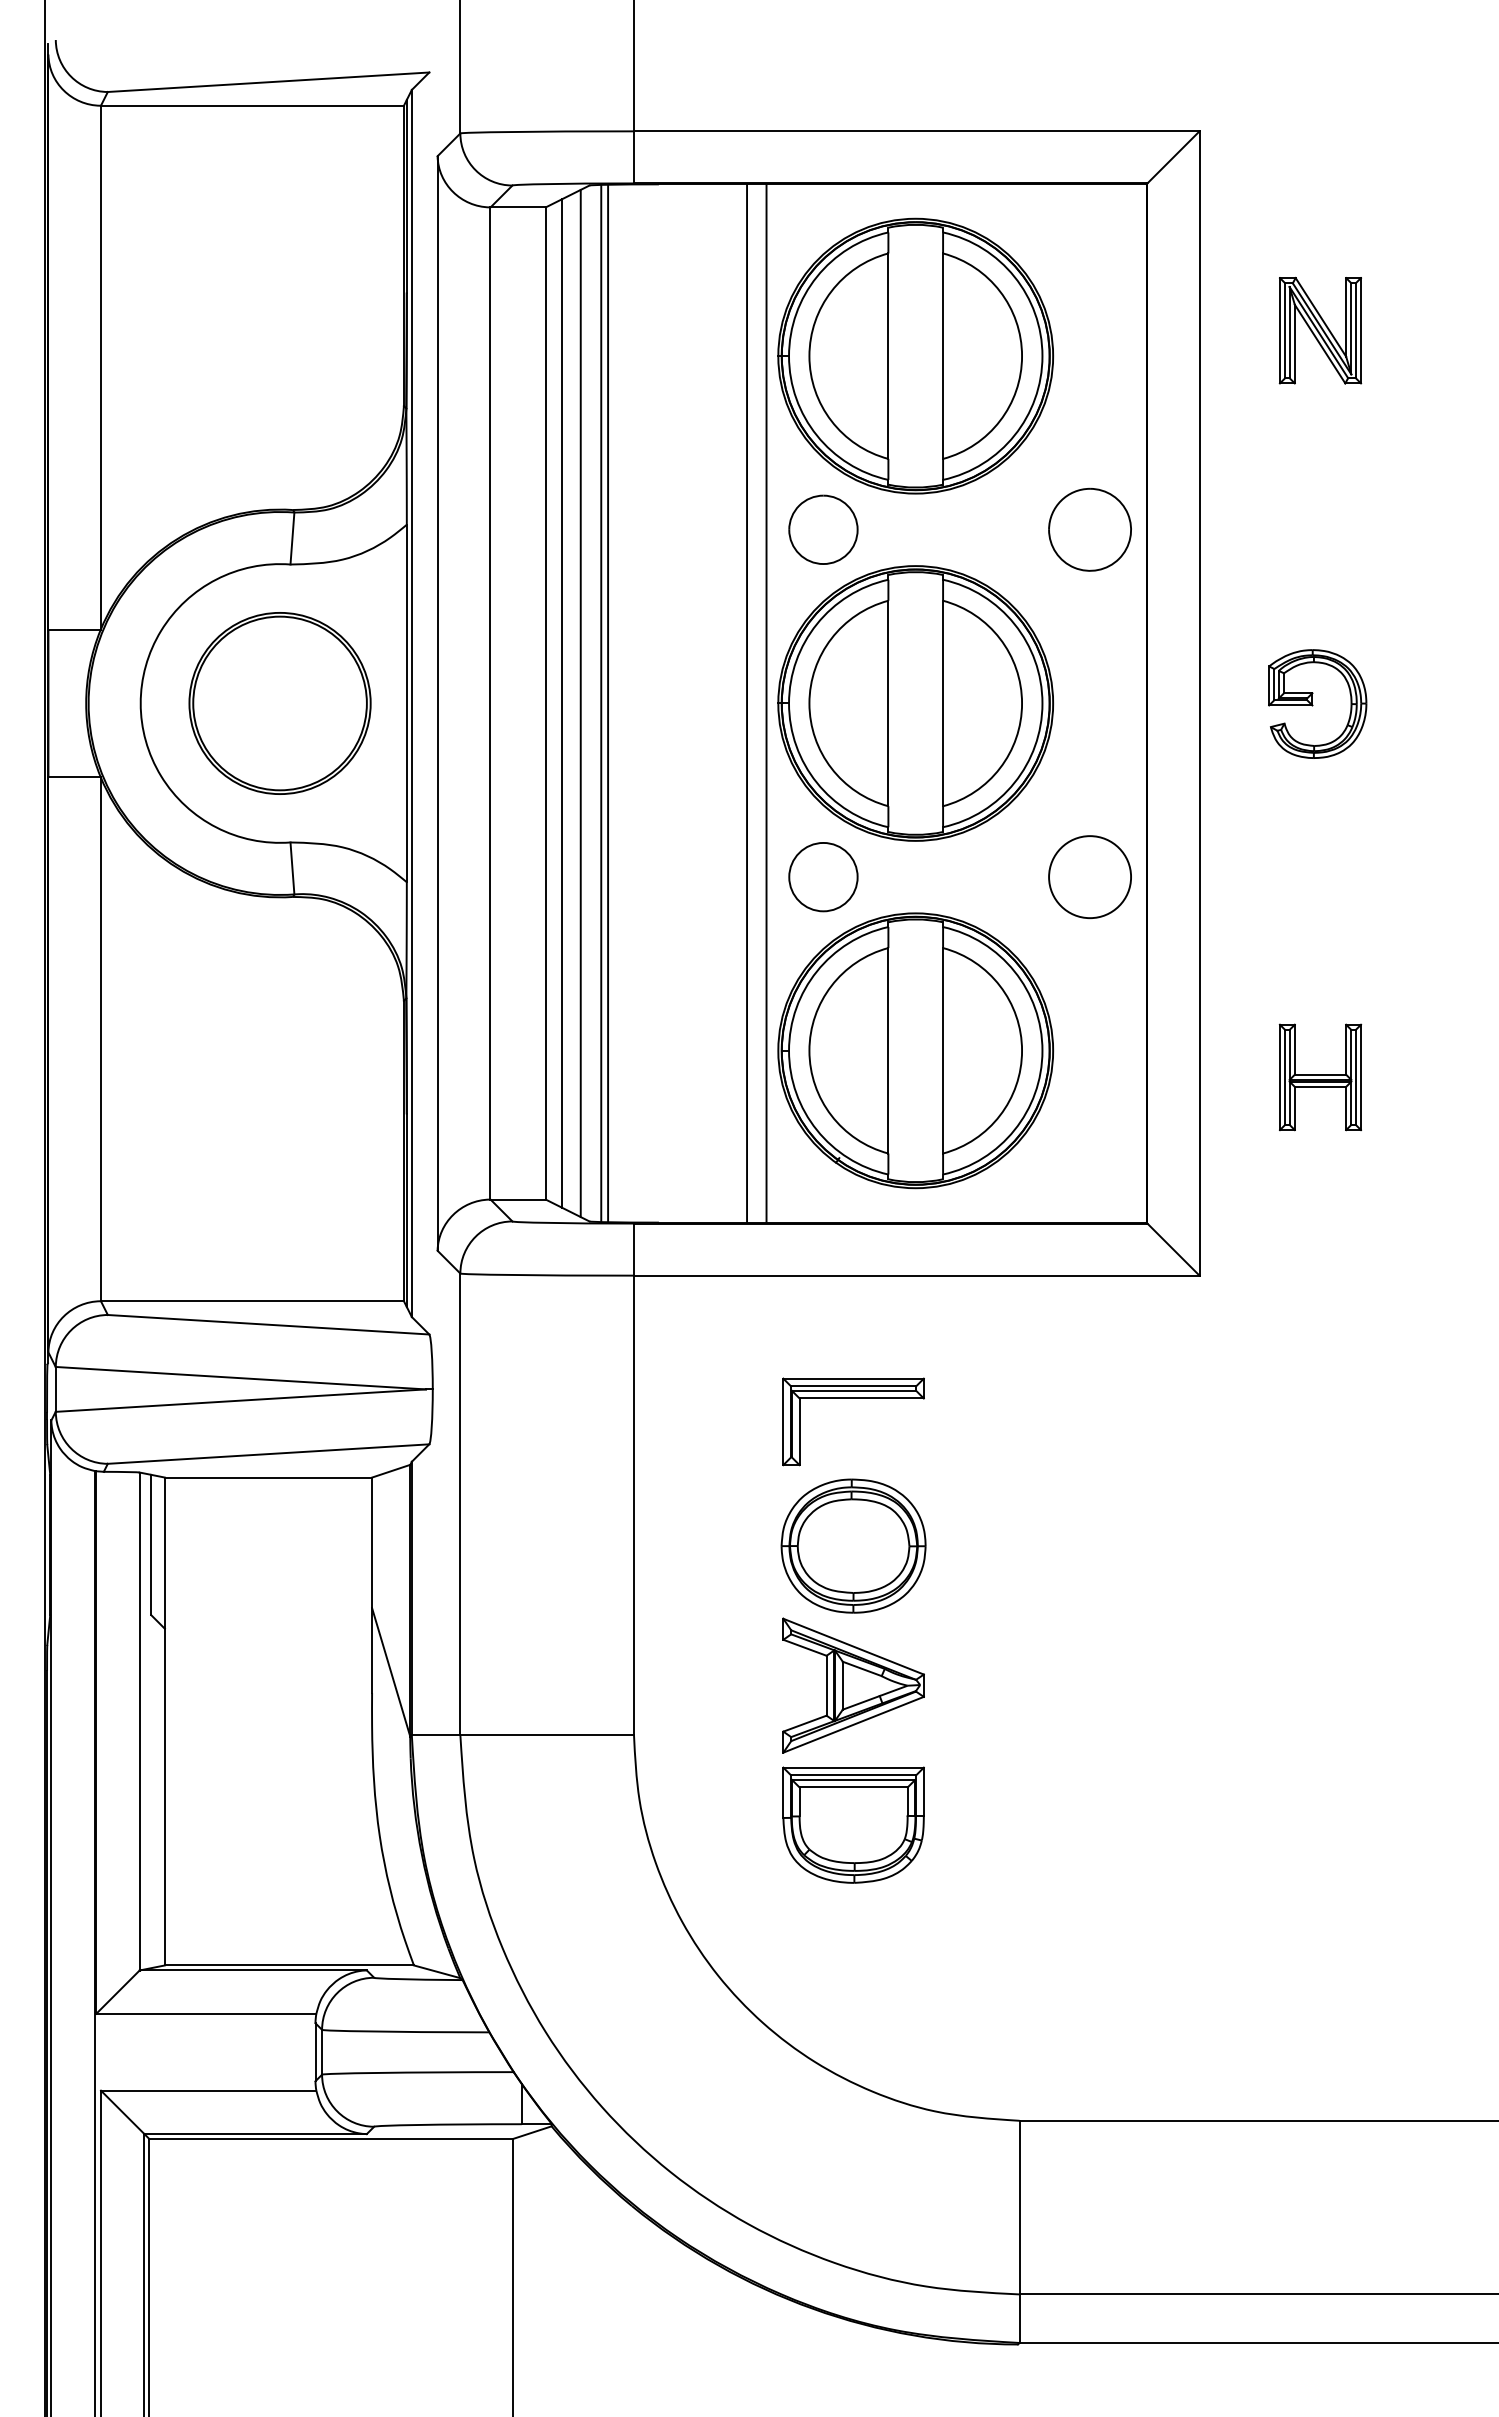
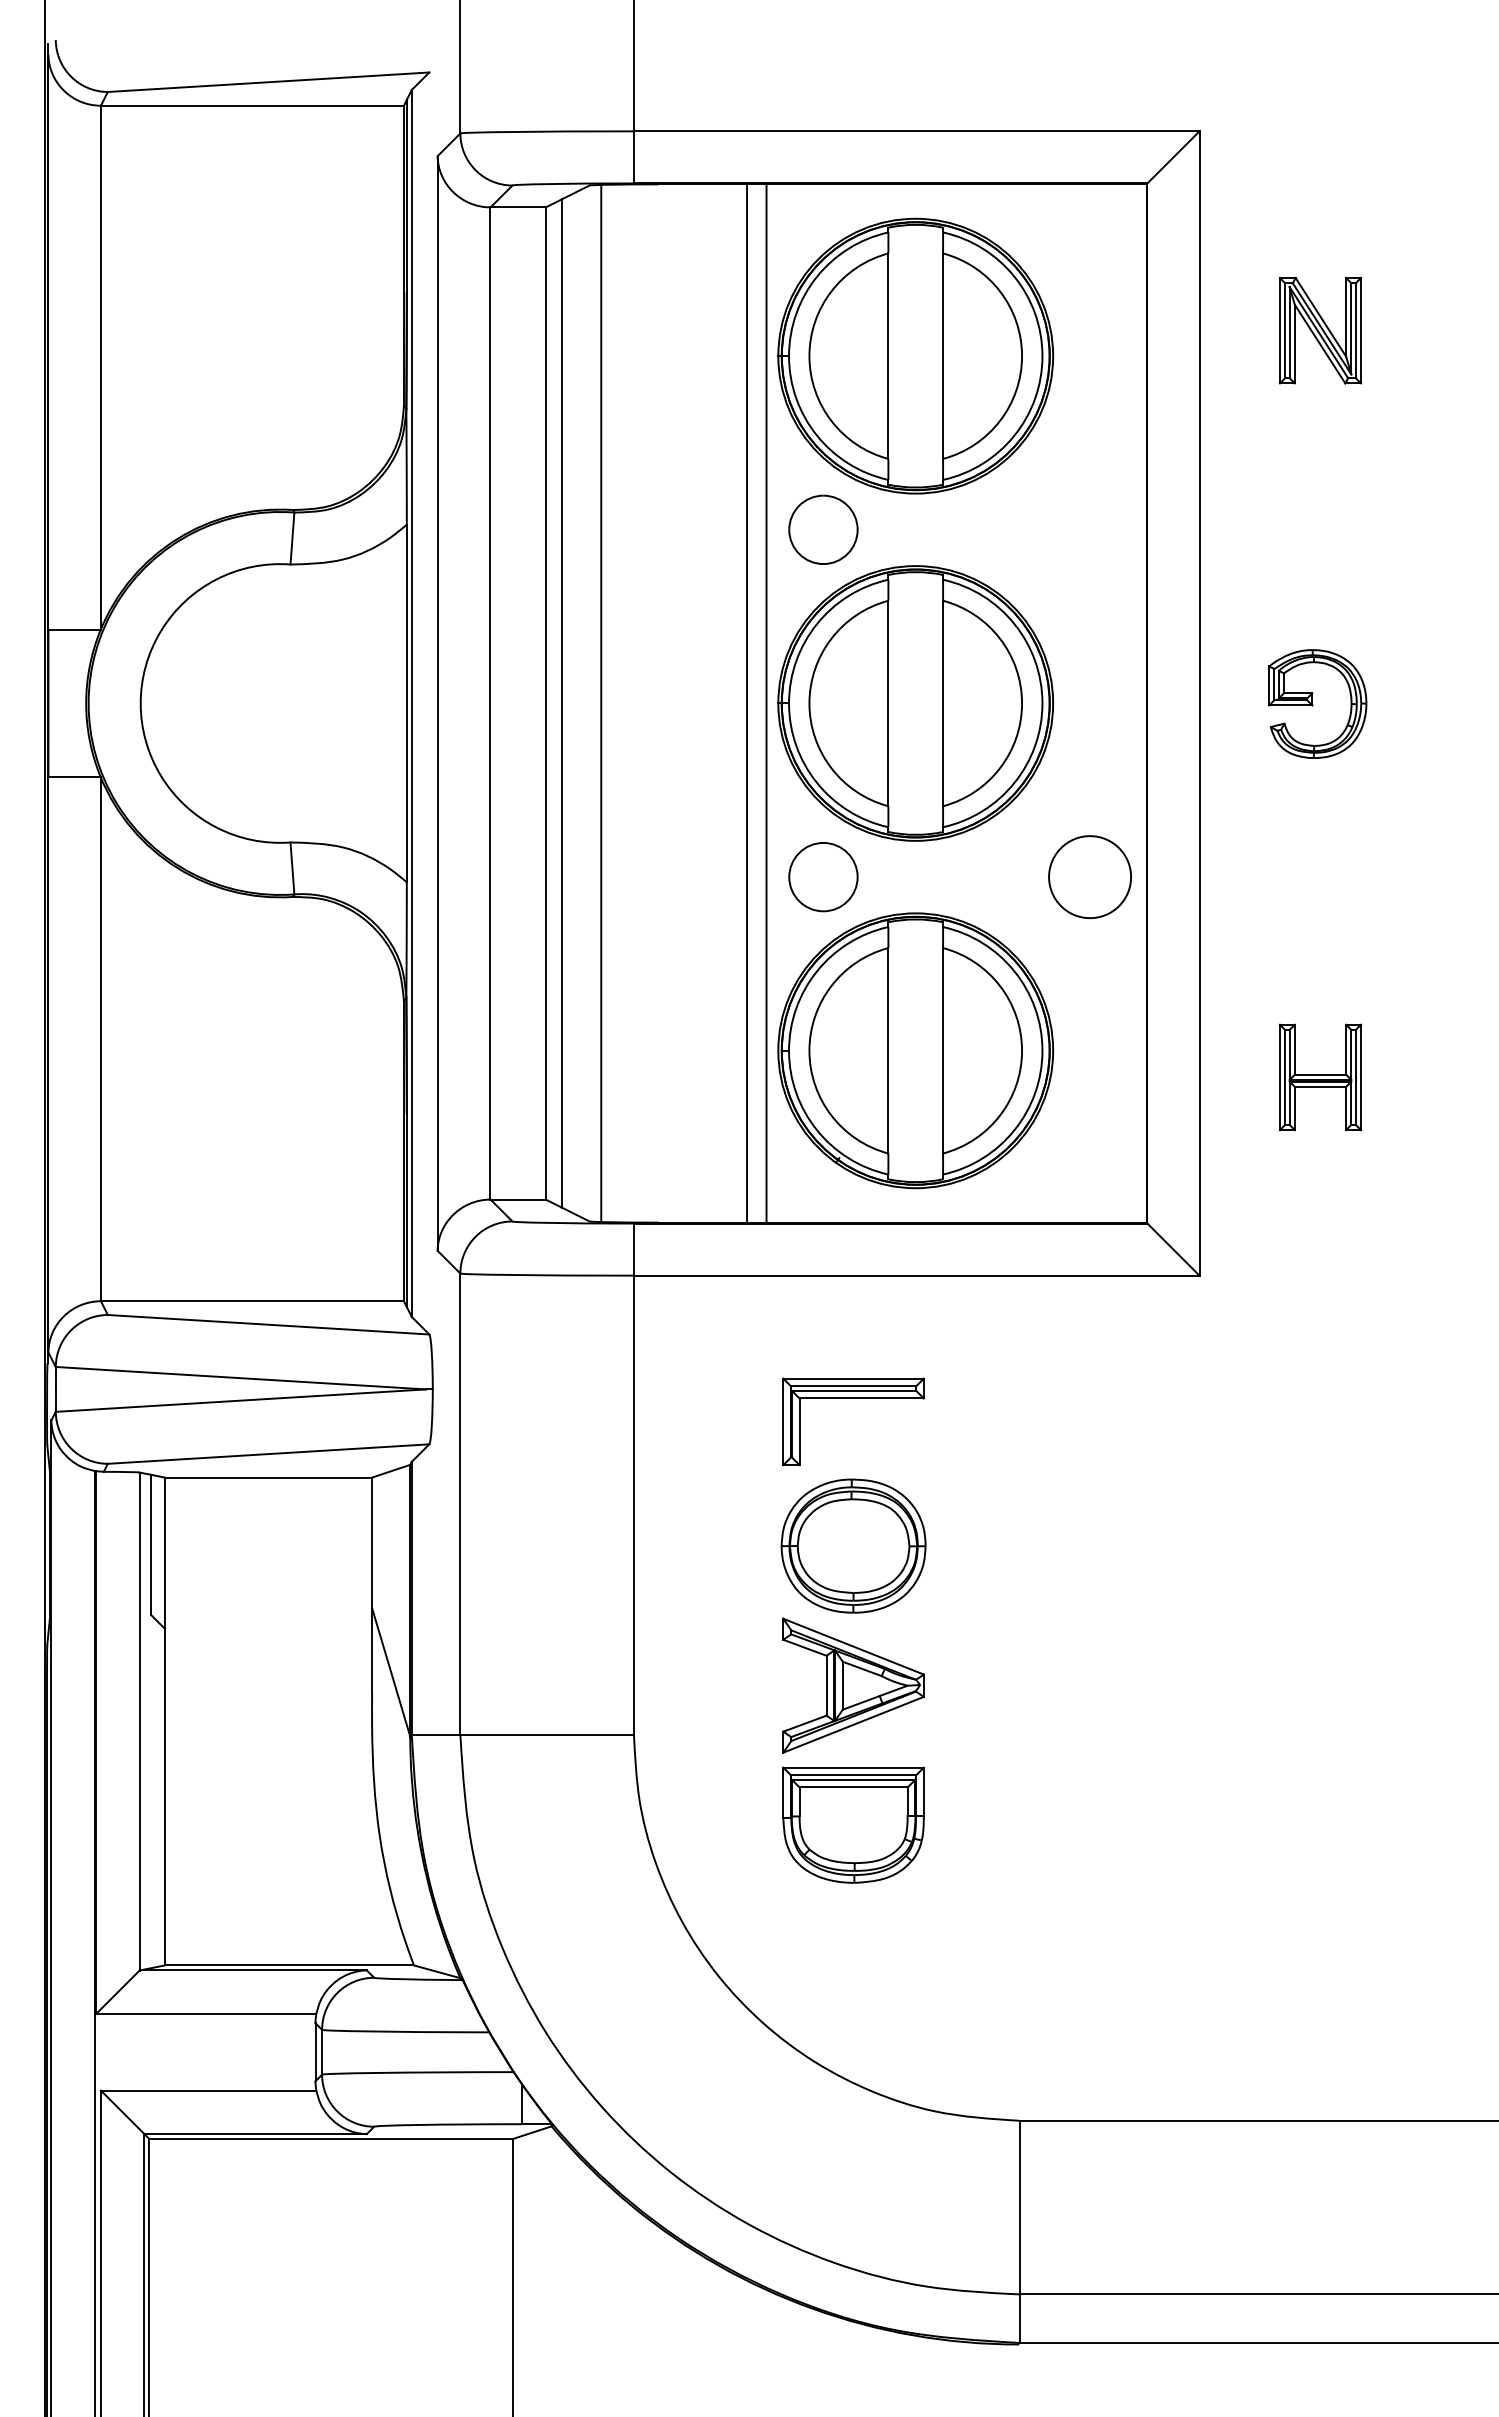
part: present -> none (1089, 529)
part: present -> none (279, 703)
line: present -> none (580, 703)
line: present -> none (608, 703)
